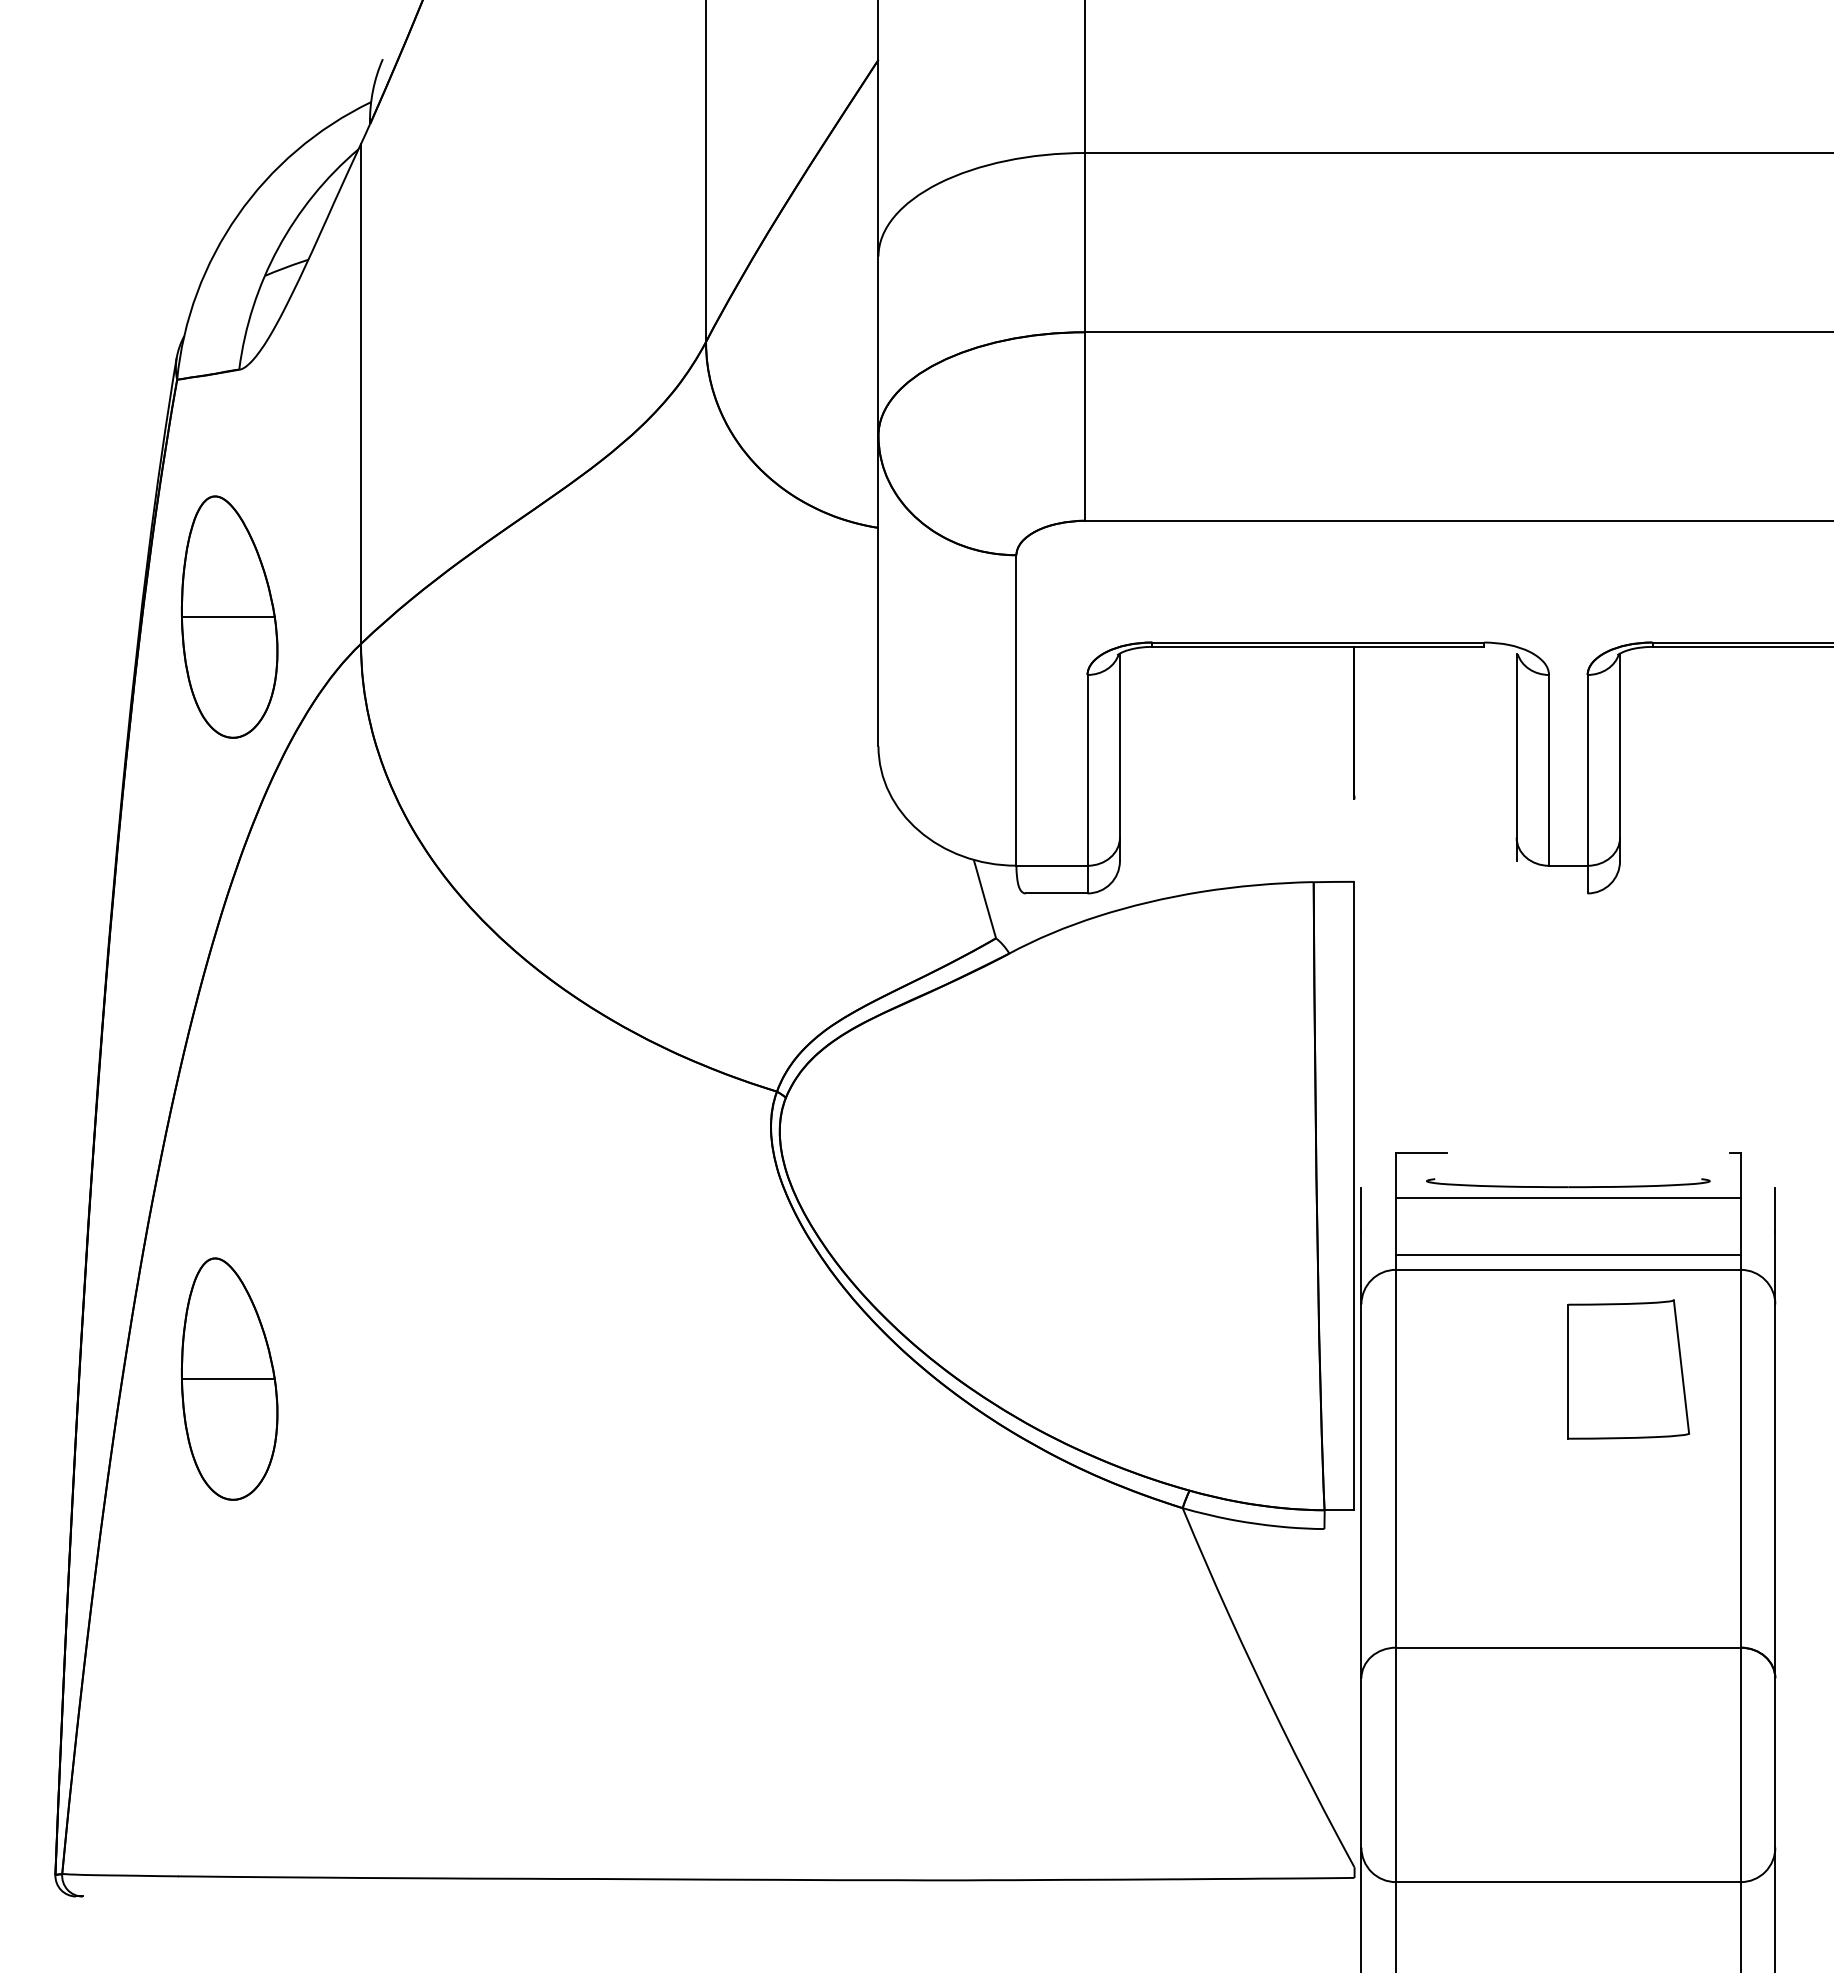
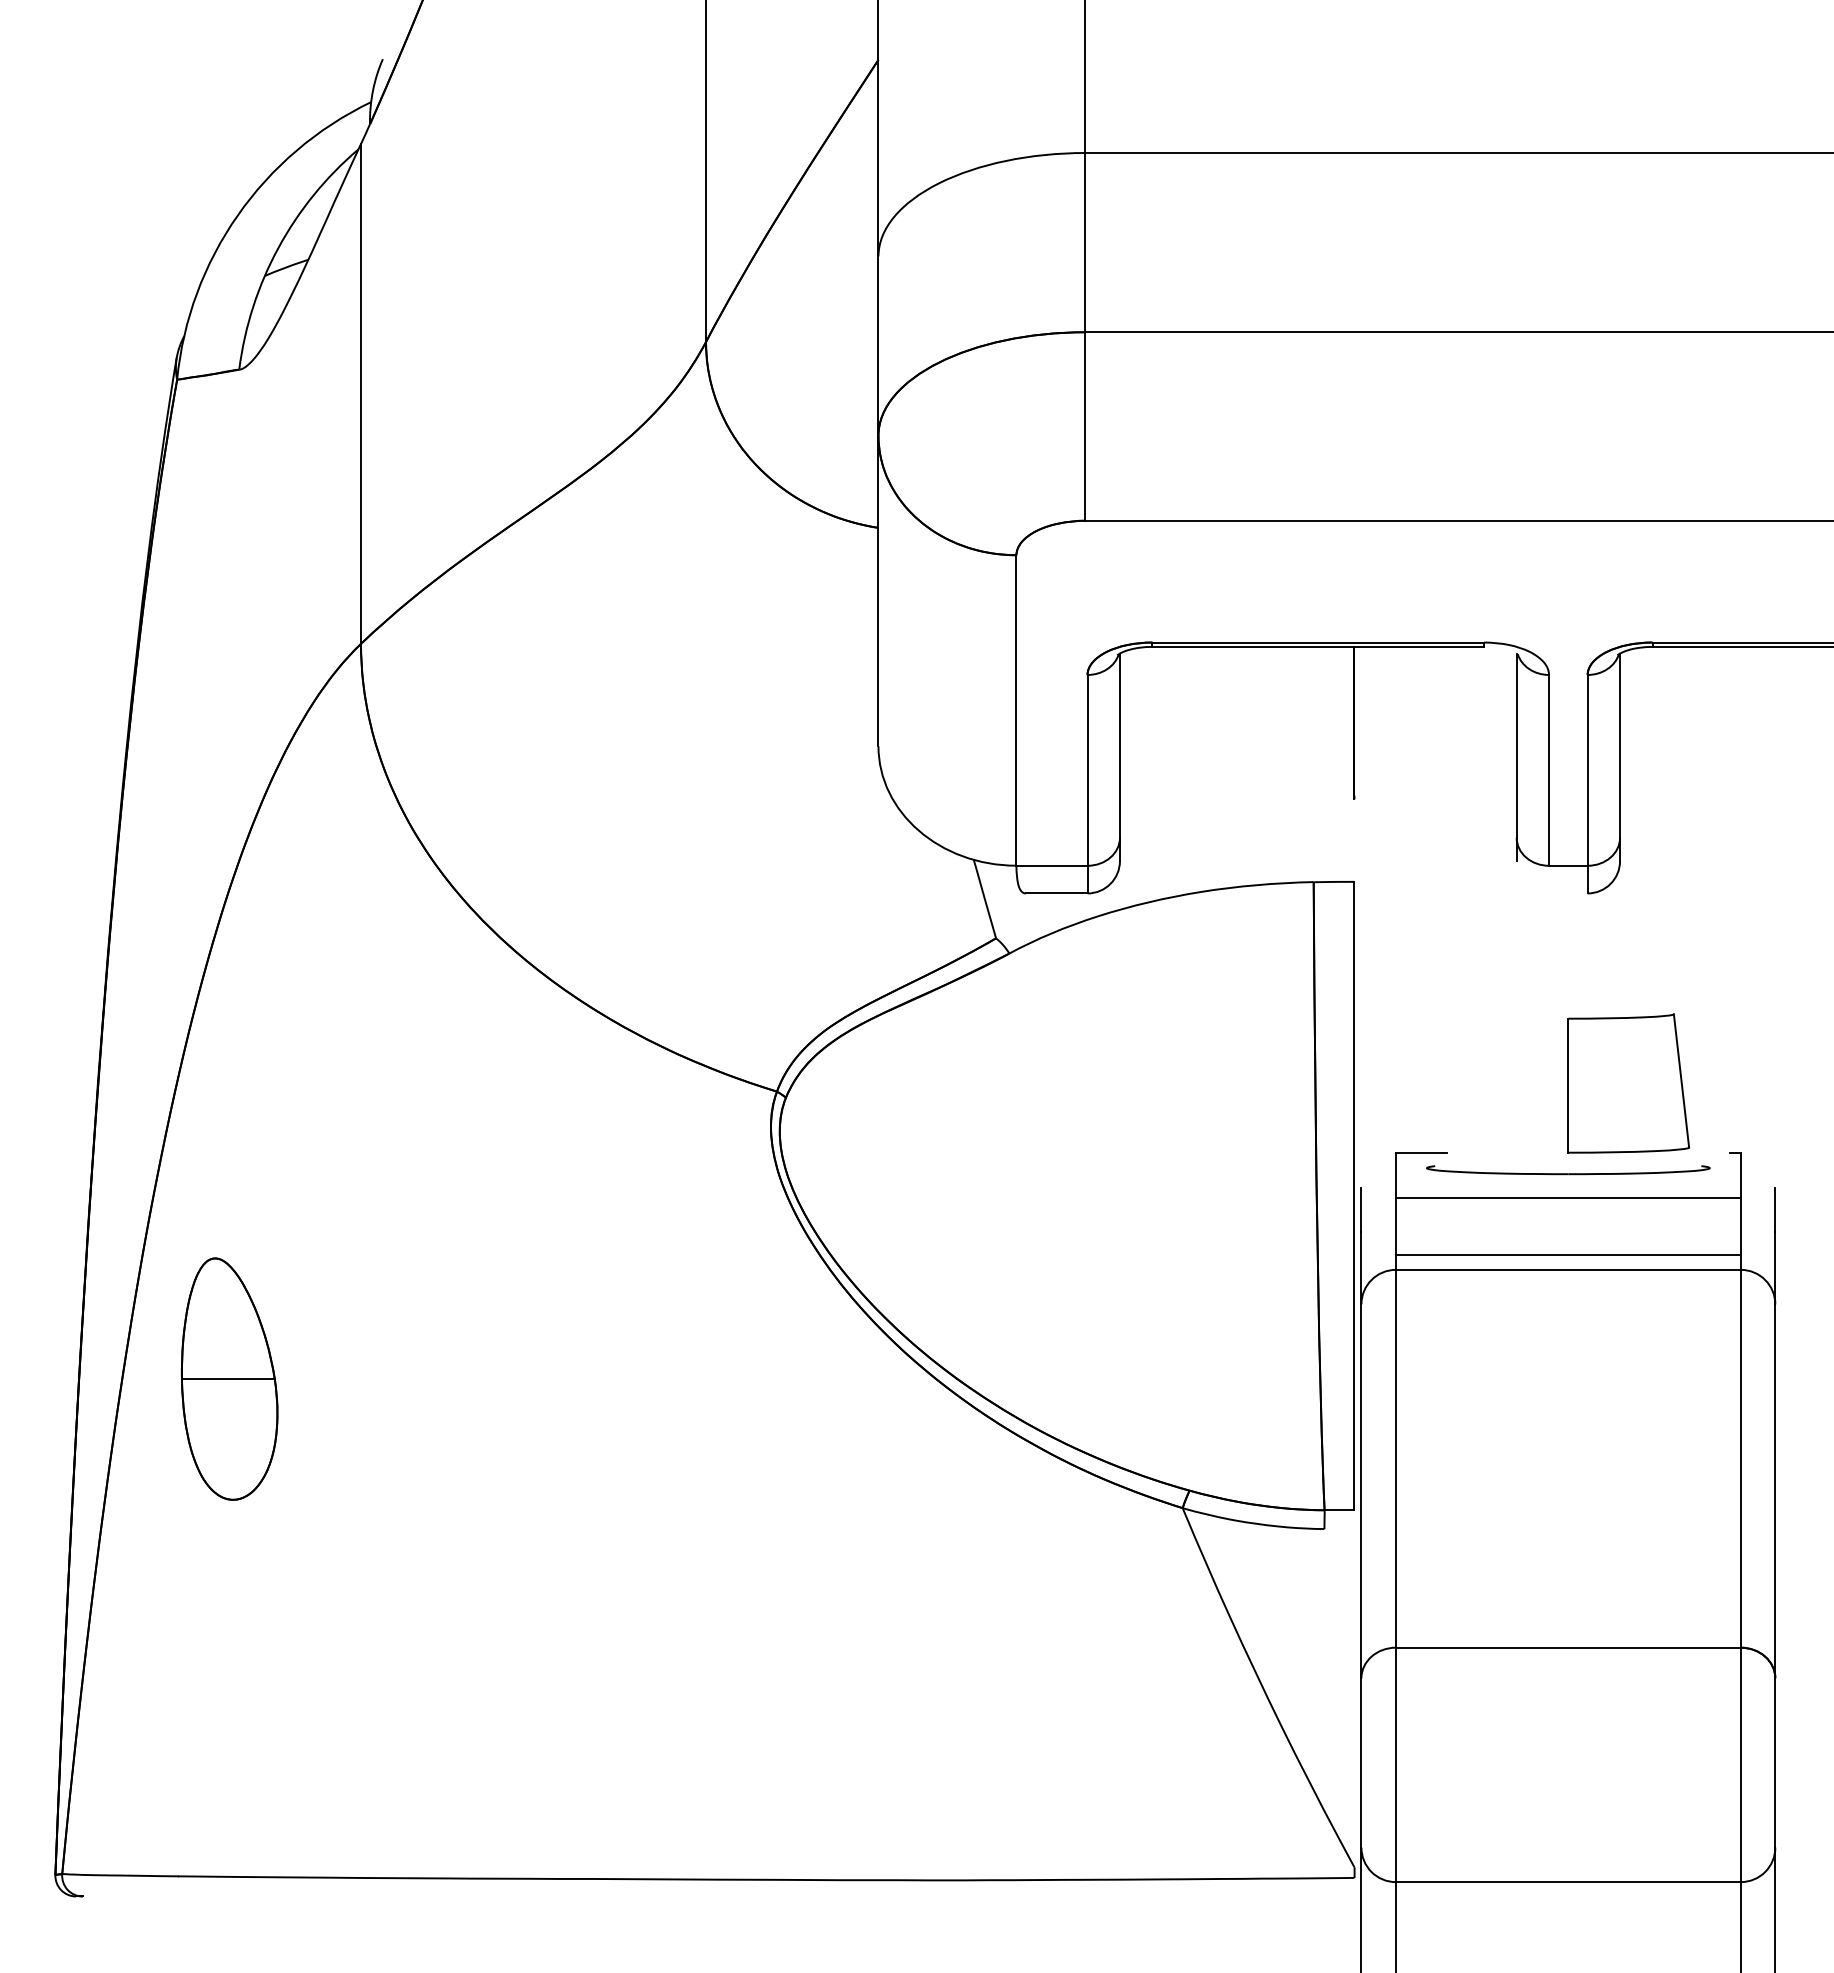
part: present -> none (229, 616)
part position: (1568, 1183) -> (1568, 1170) (1568, 1170)
part position: (1628, 1369) -> (1628, 1083) (1628, 1083)
